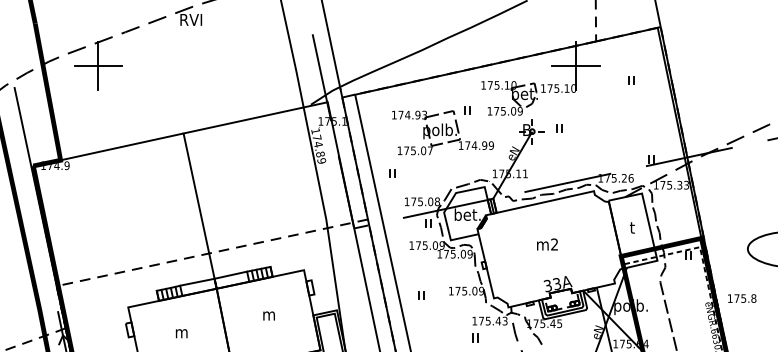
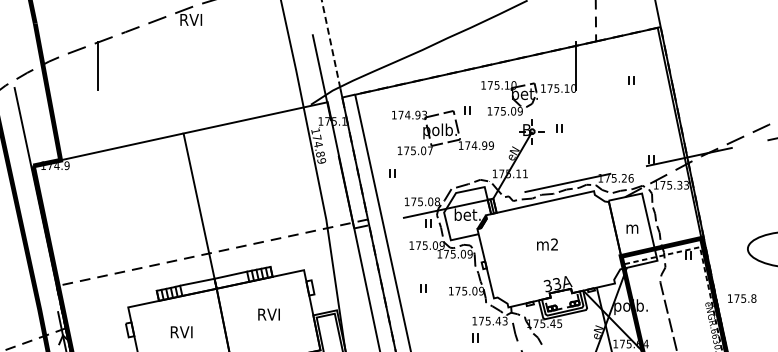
line: solid -> dashed (331, 45)
line: present -> none (98, 65)
line: present -> none (576, 65)
text: t -> m (632, 227)
part position: (421, 295) -> (423, 288) (423, 288)
text: m -> RVI (268, 314)
text: m -> RVI (181, 332)
